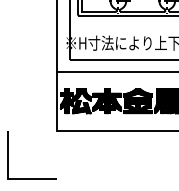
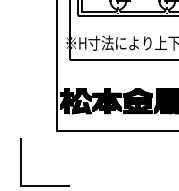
line: present -> none (116, 71)
line position: (8, 155) -> (21, 162) (21, 162)
